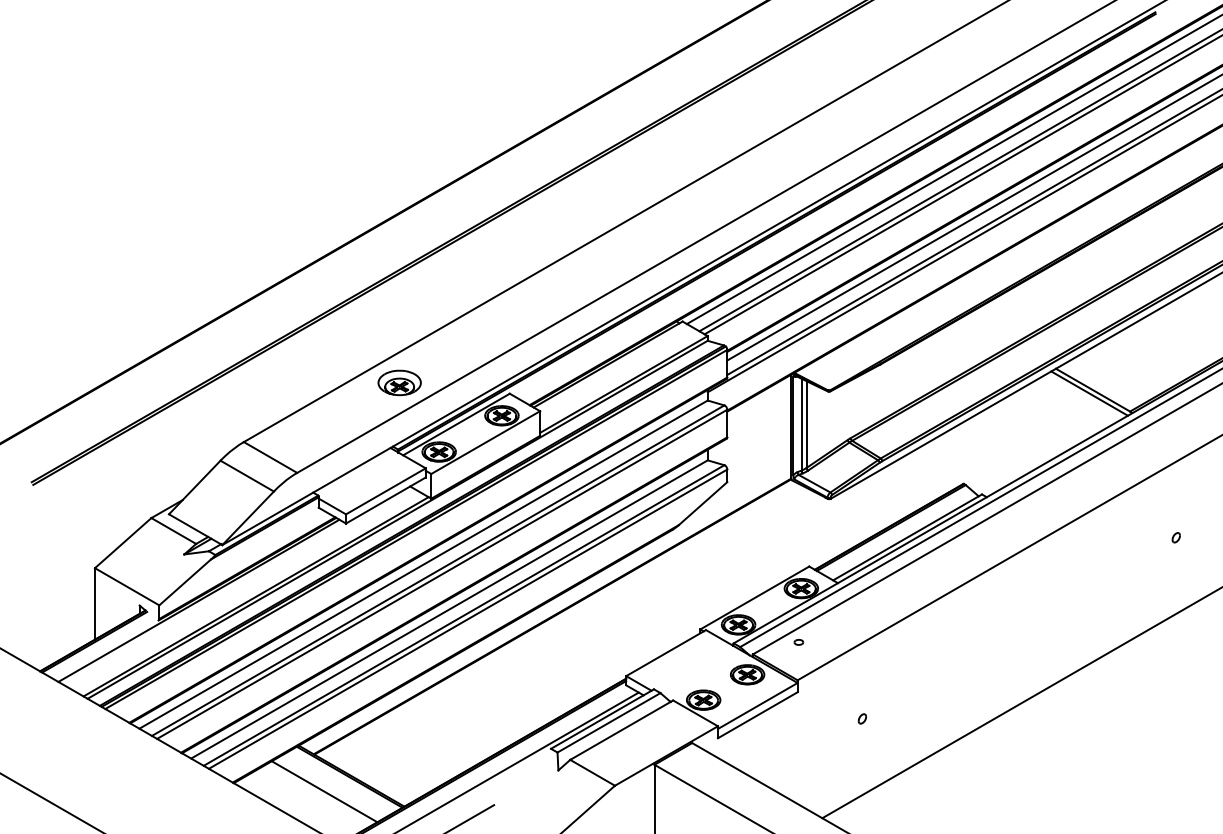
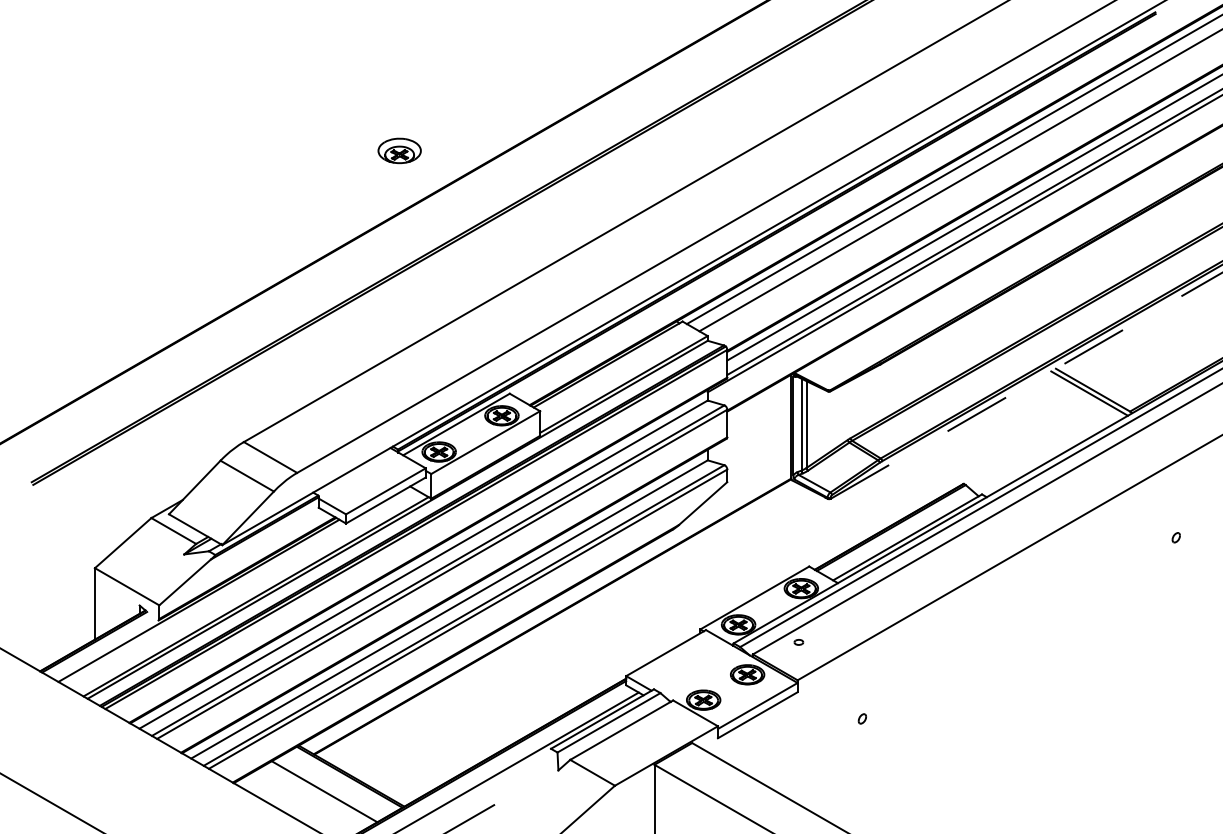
line: present -> none (961, 185)
part position: (399, 382) -> (399, 150) (399, 150)
line: solid -> dashed (1027, 385)
line: present -> none (1020, 703)
